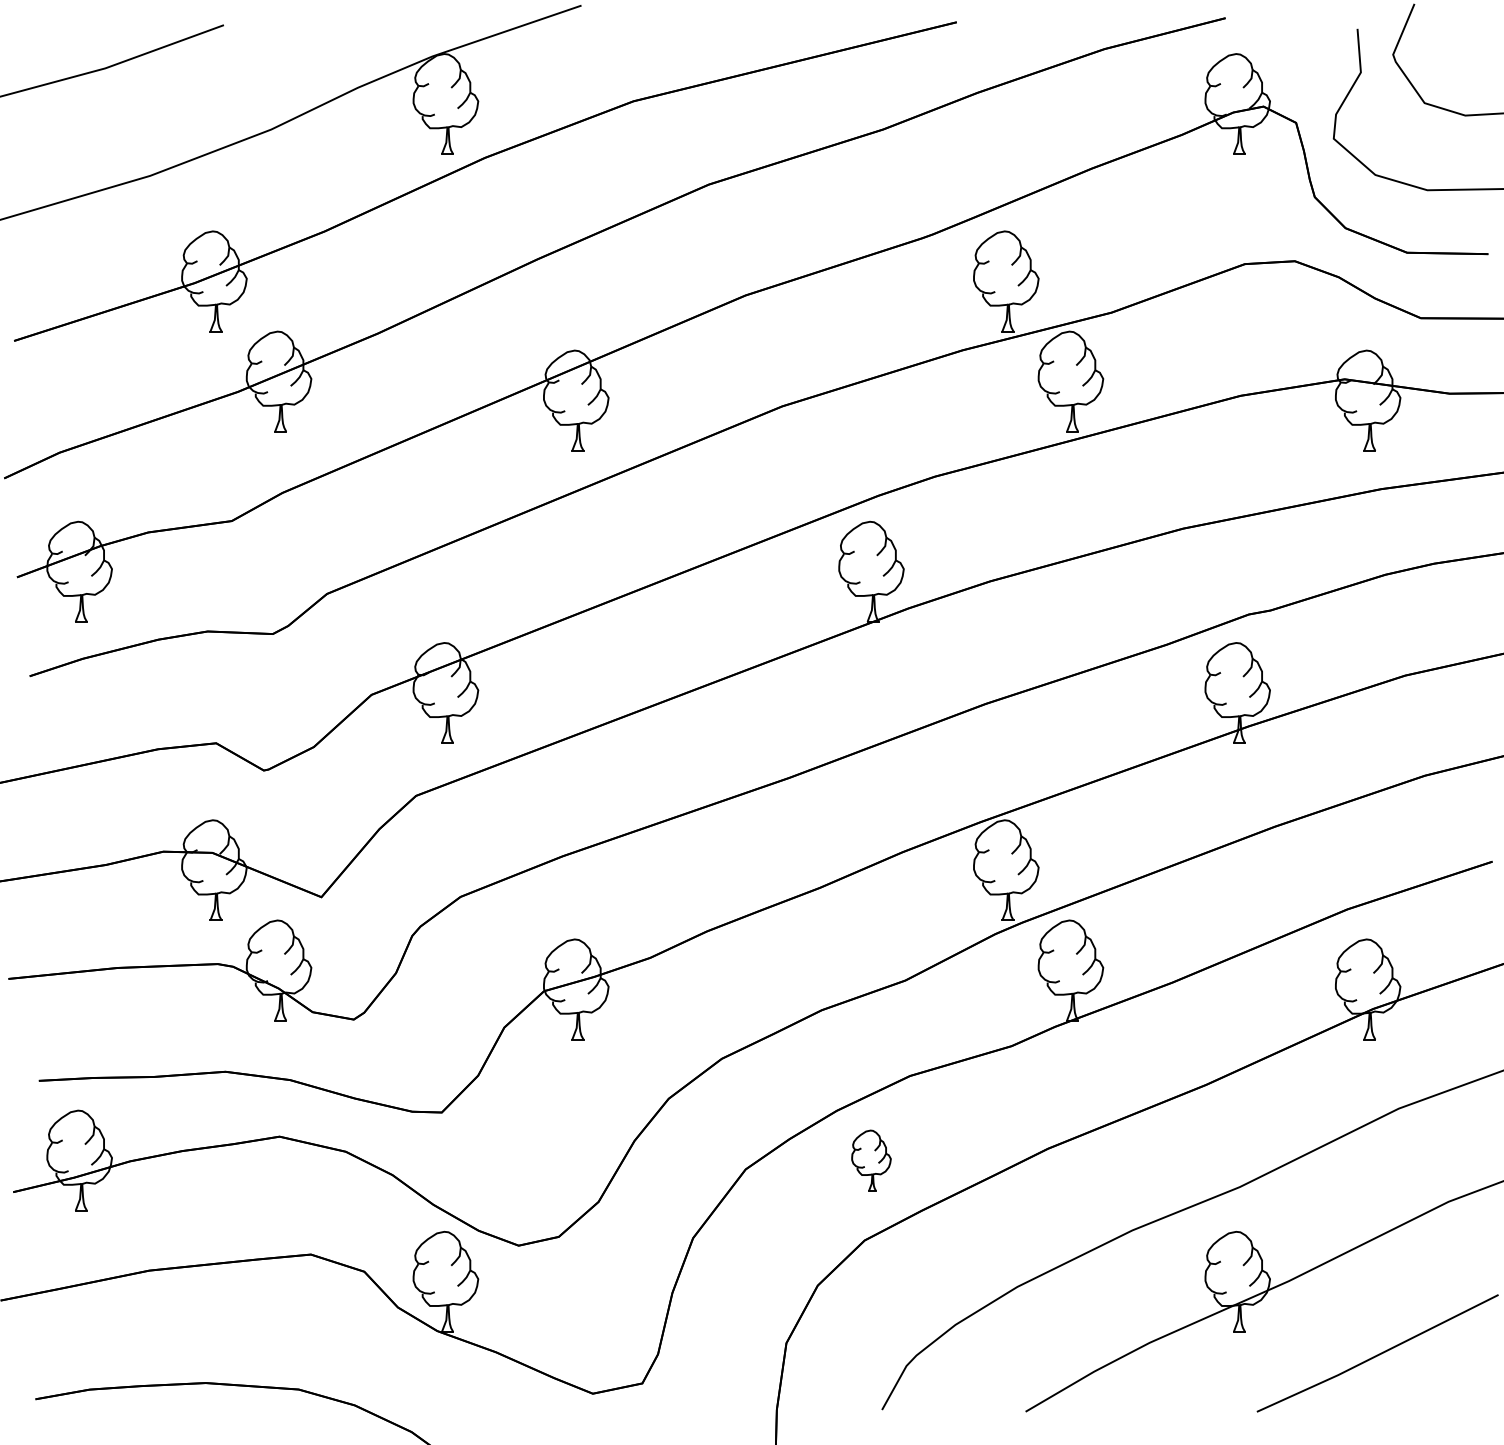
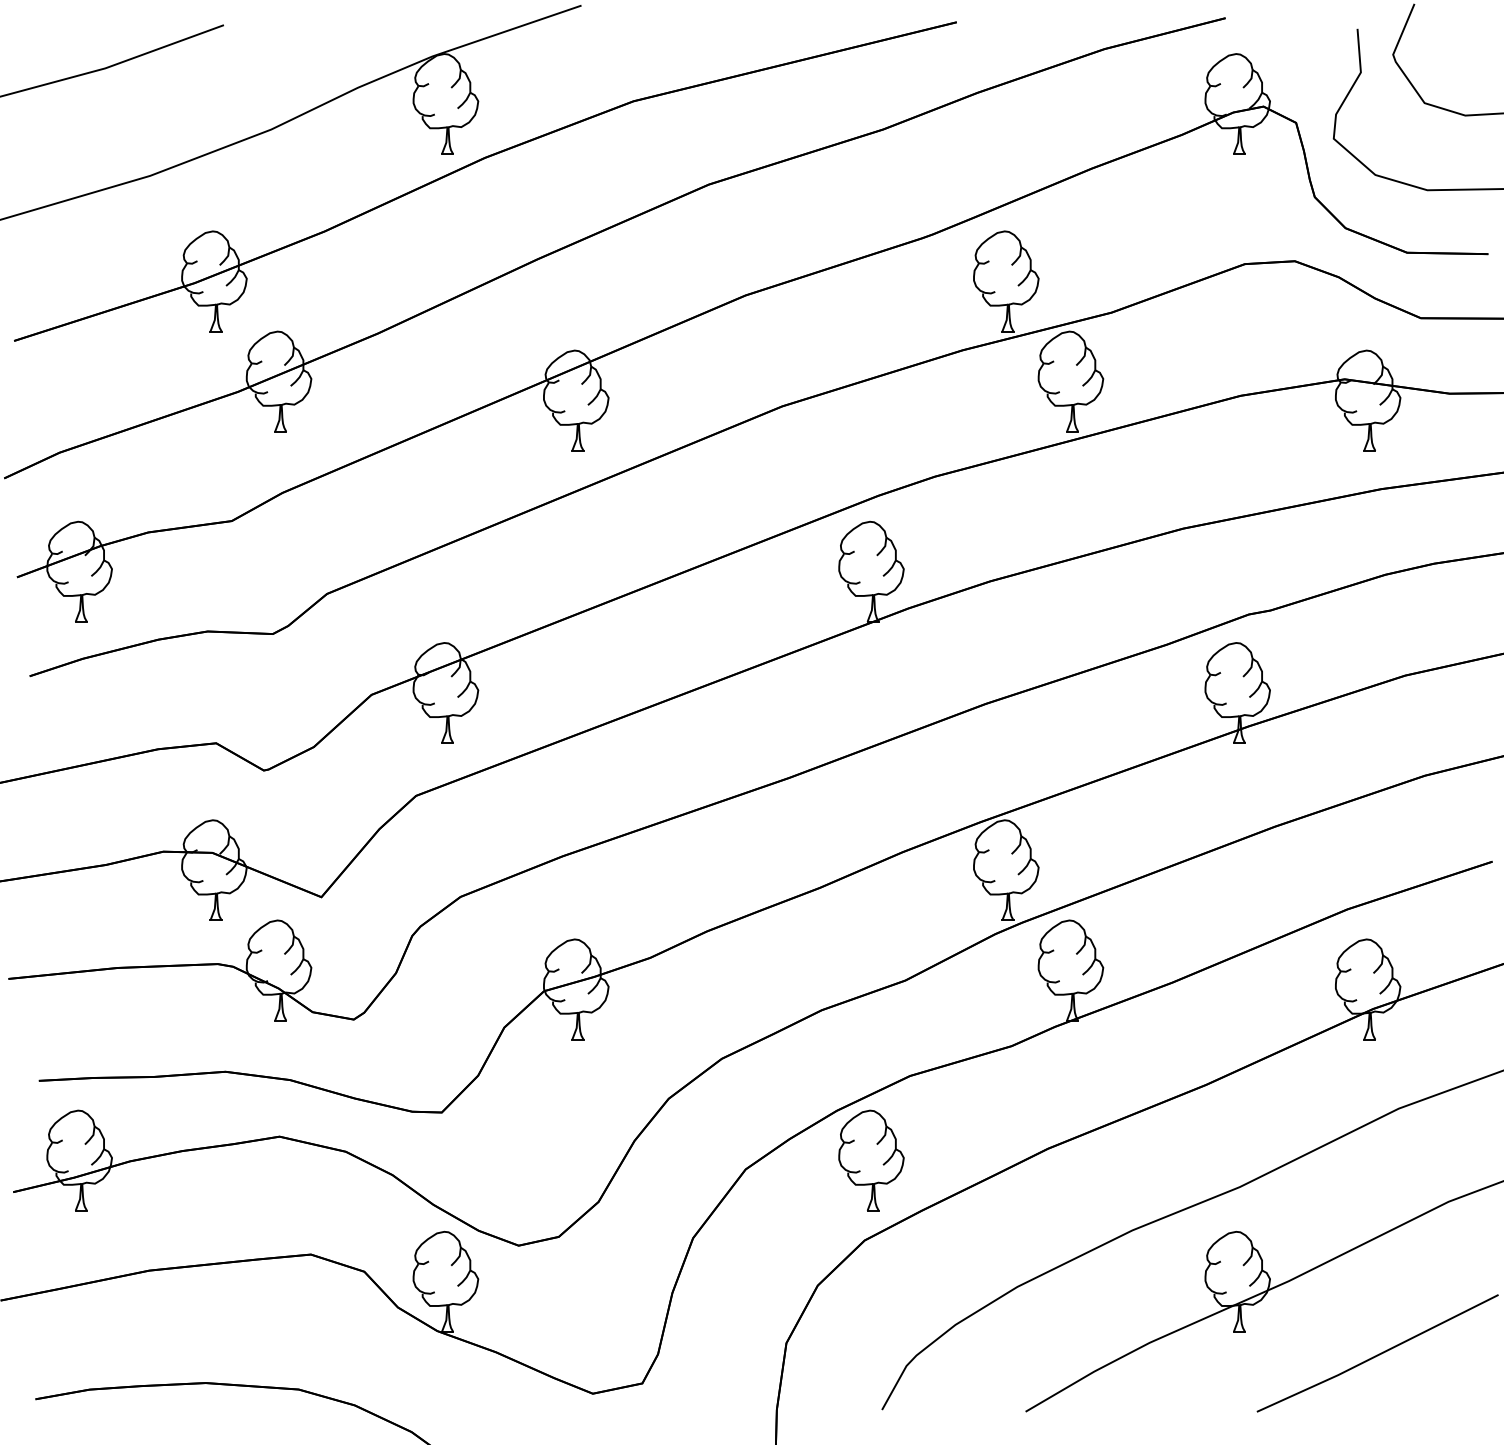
part size: 41x63 px -> 67x103 px (871, 1160)
